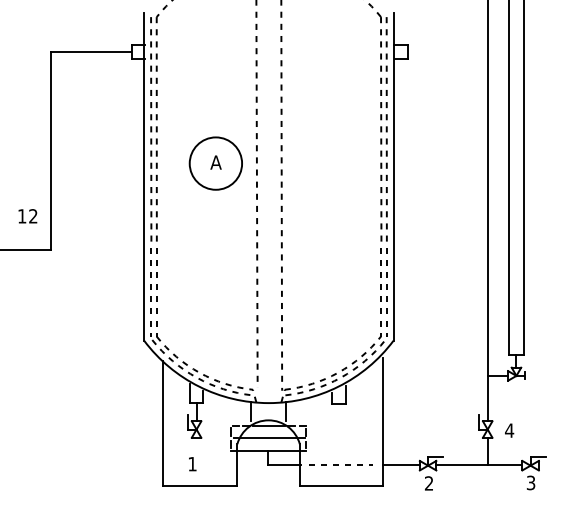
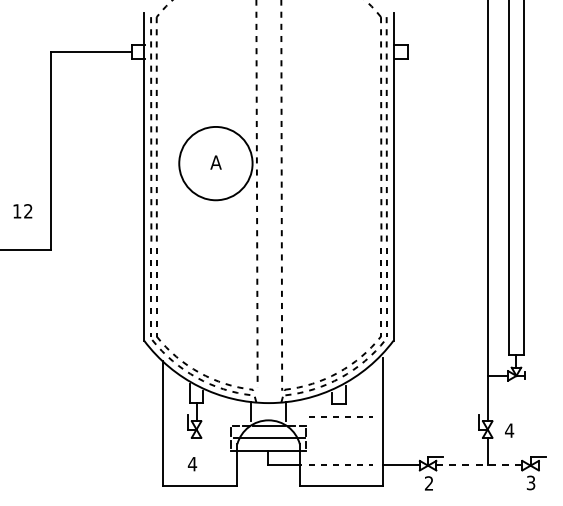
circle diameter: 52 px -> 73 px (215, 163)
text position: (27, 216) -> (22, 211) (22, 211)
line: none -> present (338, 416)
text: 1 -> 4 (192, 464)
line: solid -> dashed (478, 465)
